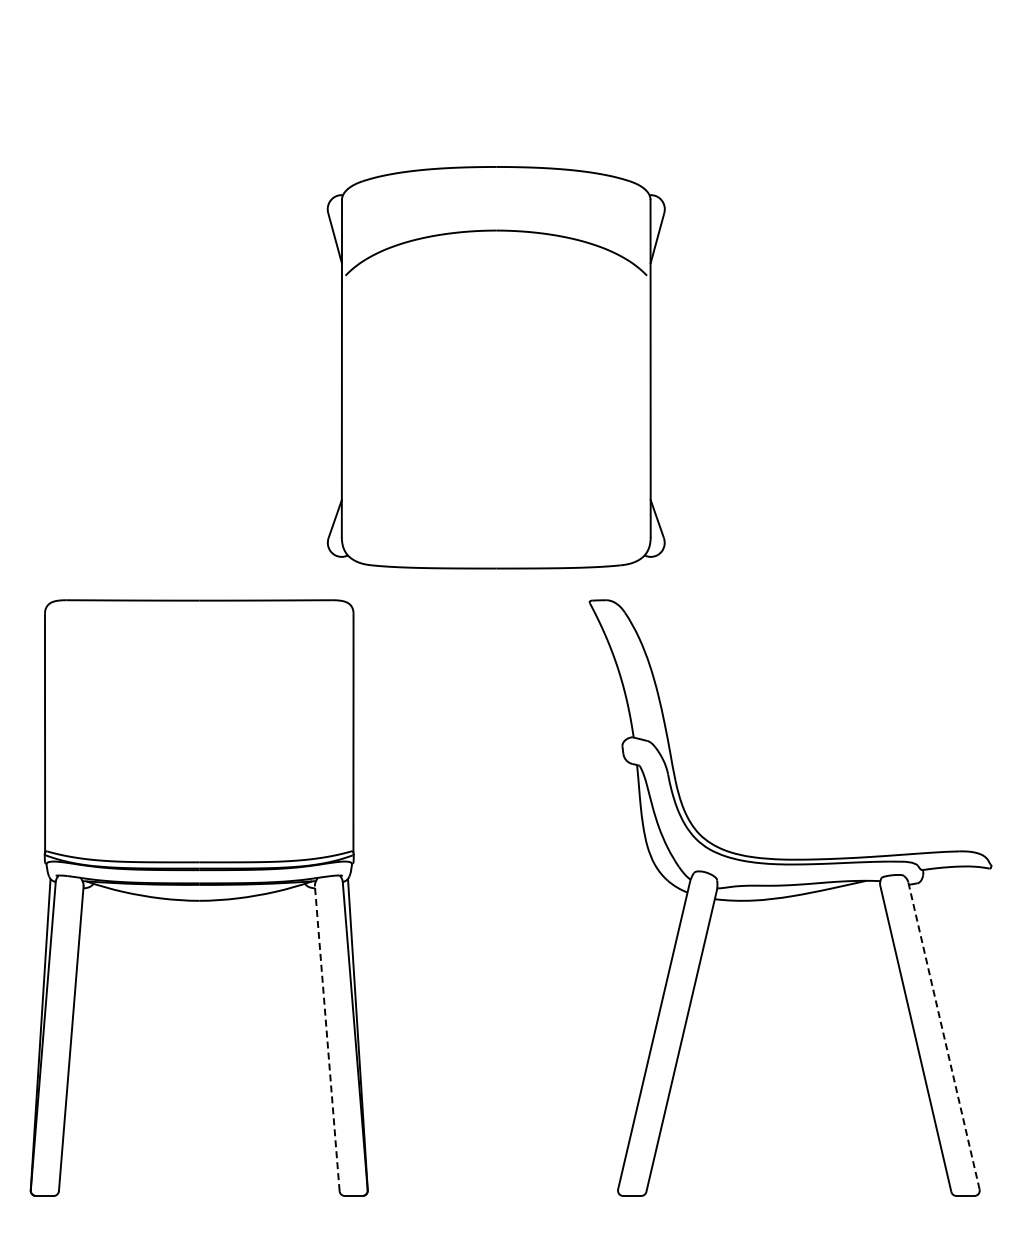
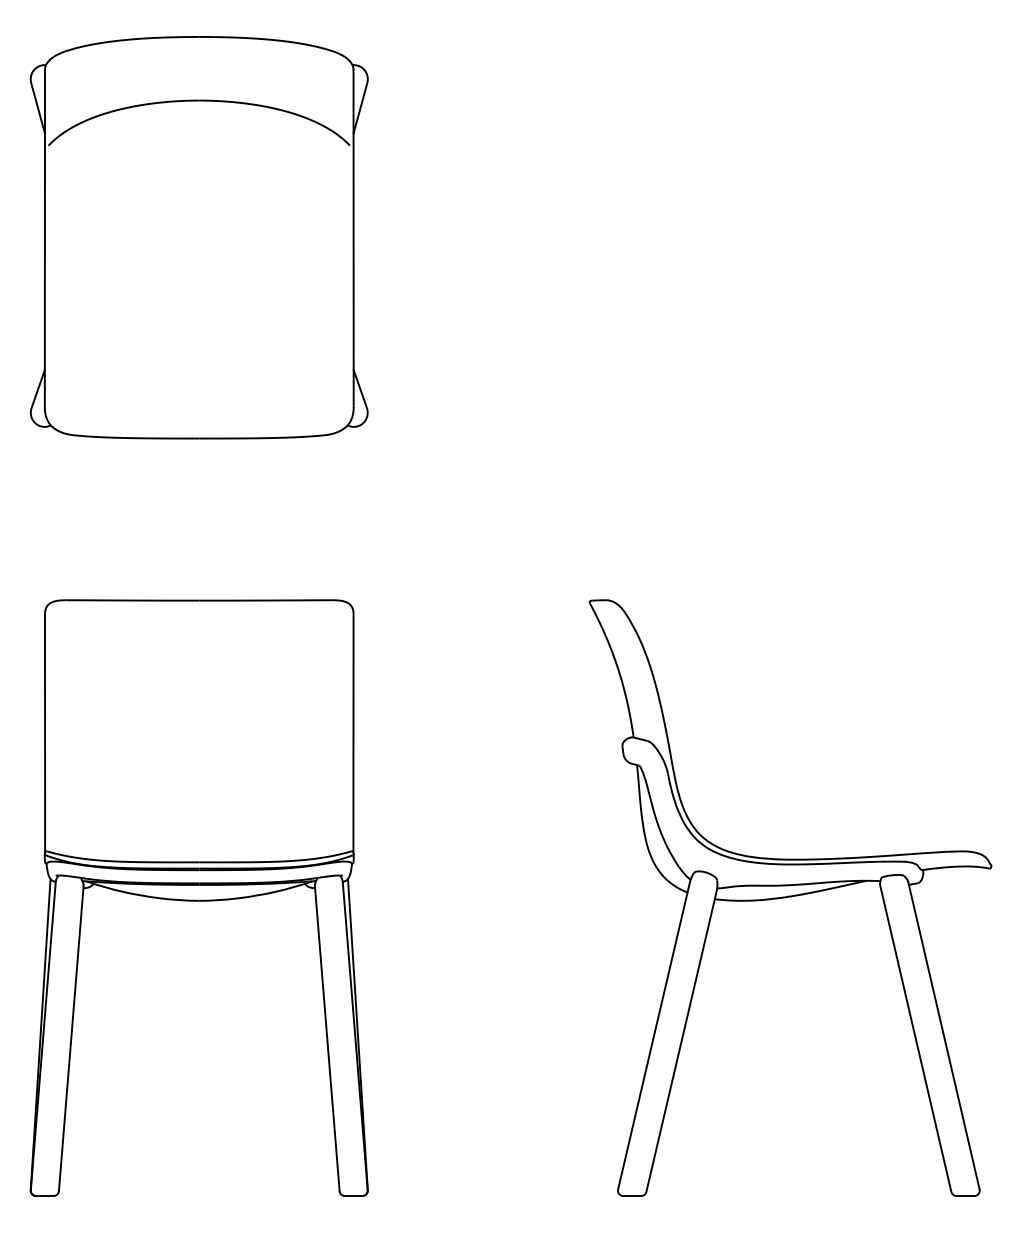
part position: (495, 367) -> (198, 237) (198, 237)
line: dashed -> solid (943, 1035)
line: dashed -> solid (327, 1038)
